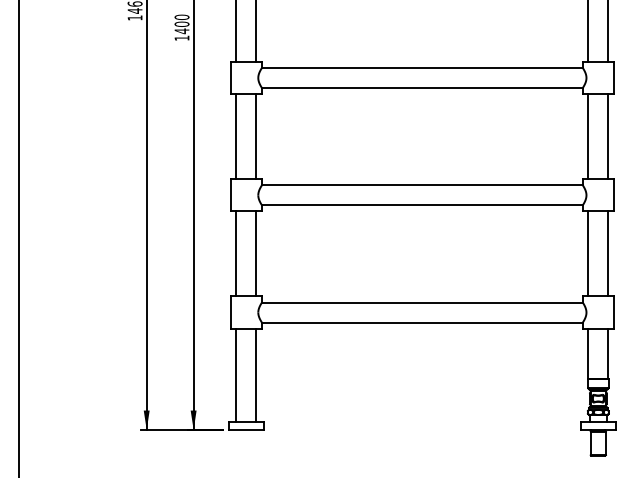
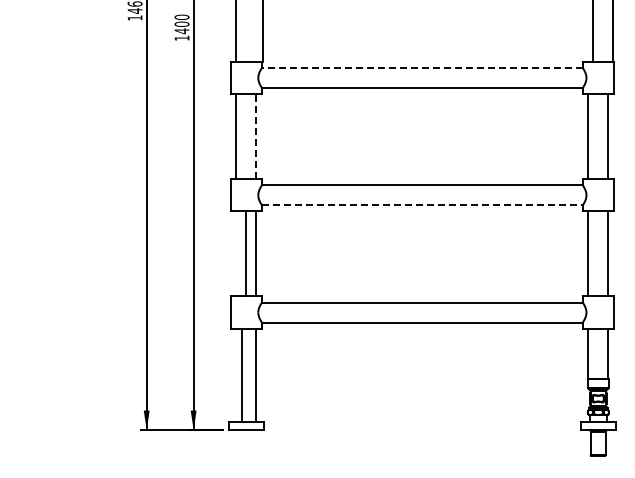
line position: (256, 31) -> (263, 31) (263, 31)
line position: (588, 31) -> (593, 31) (593, 31)
line position: (608, 31) -> (613, 31) (613, 31)
line: solid -> dashed (421, 68)
line: solid -> dashed (256, 136)
line: solid -> dashed (422, 205)
line: present -> none (19, 238)
line position: (236, 253) -> (246, 253) (246, 253)
line position: (236, 375) -> (242, 375) (242, 375)
